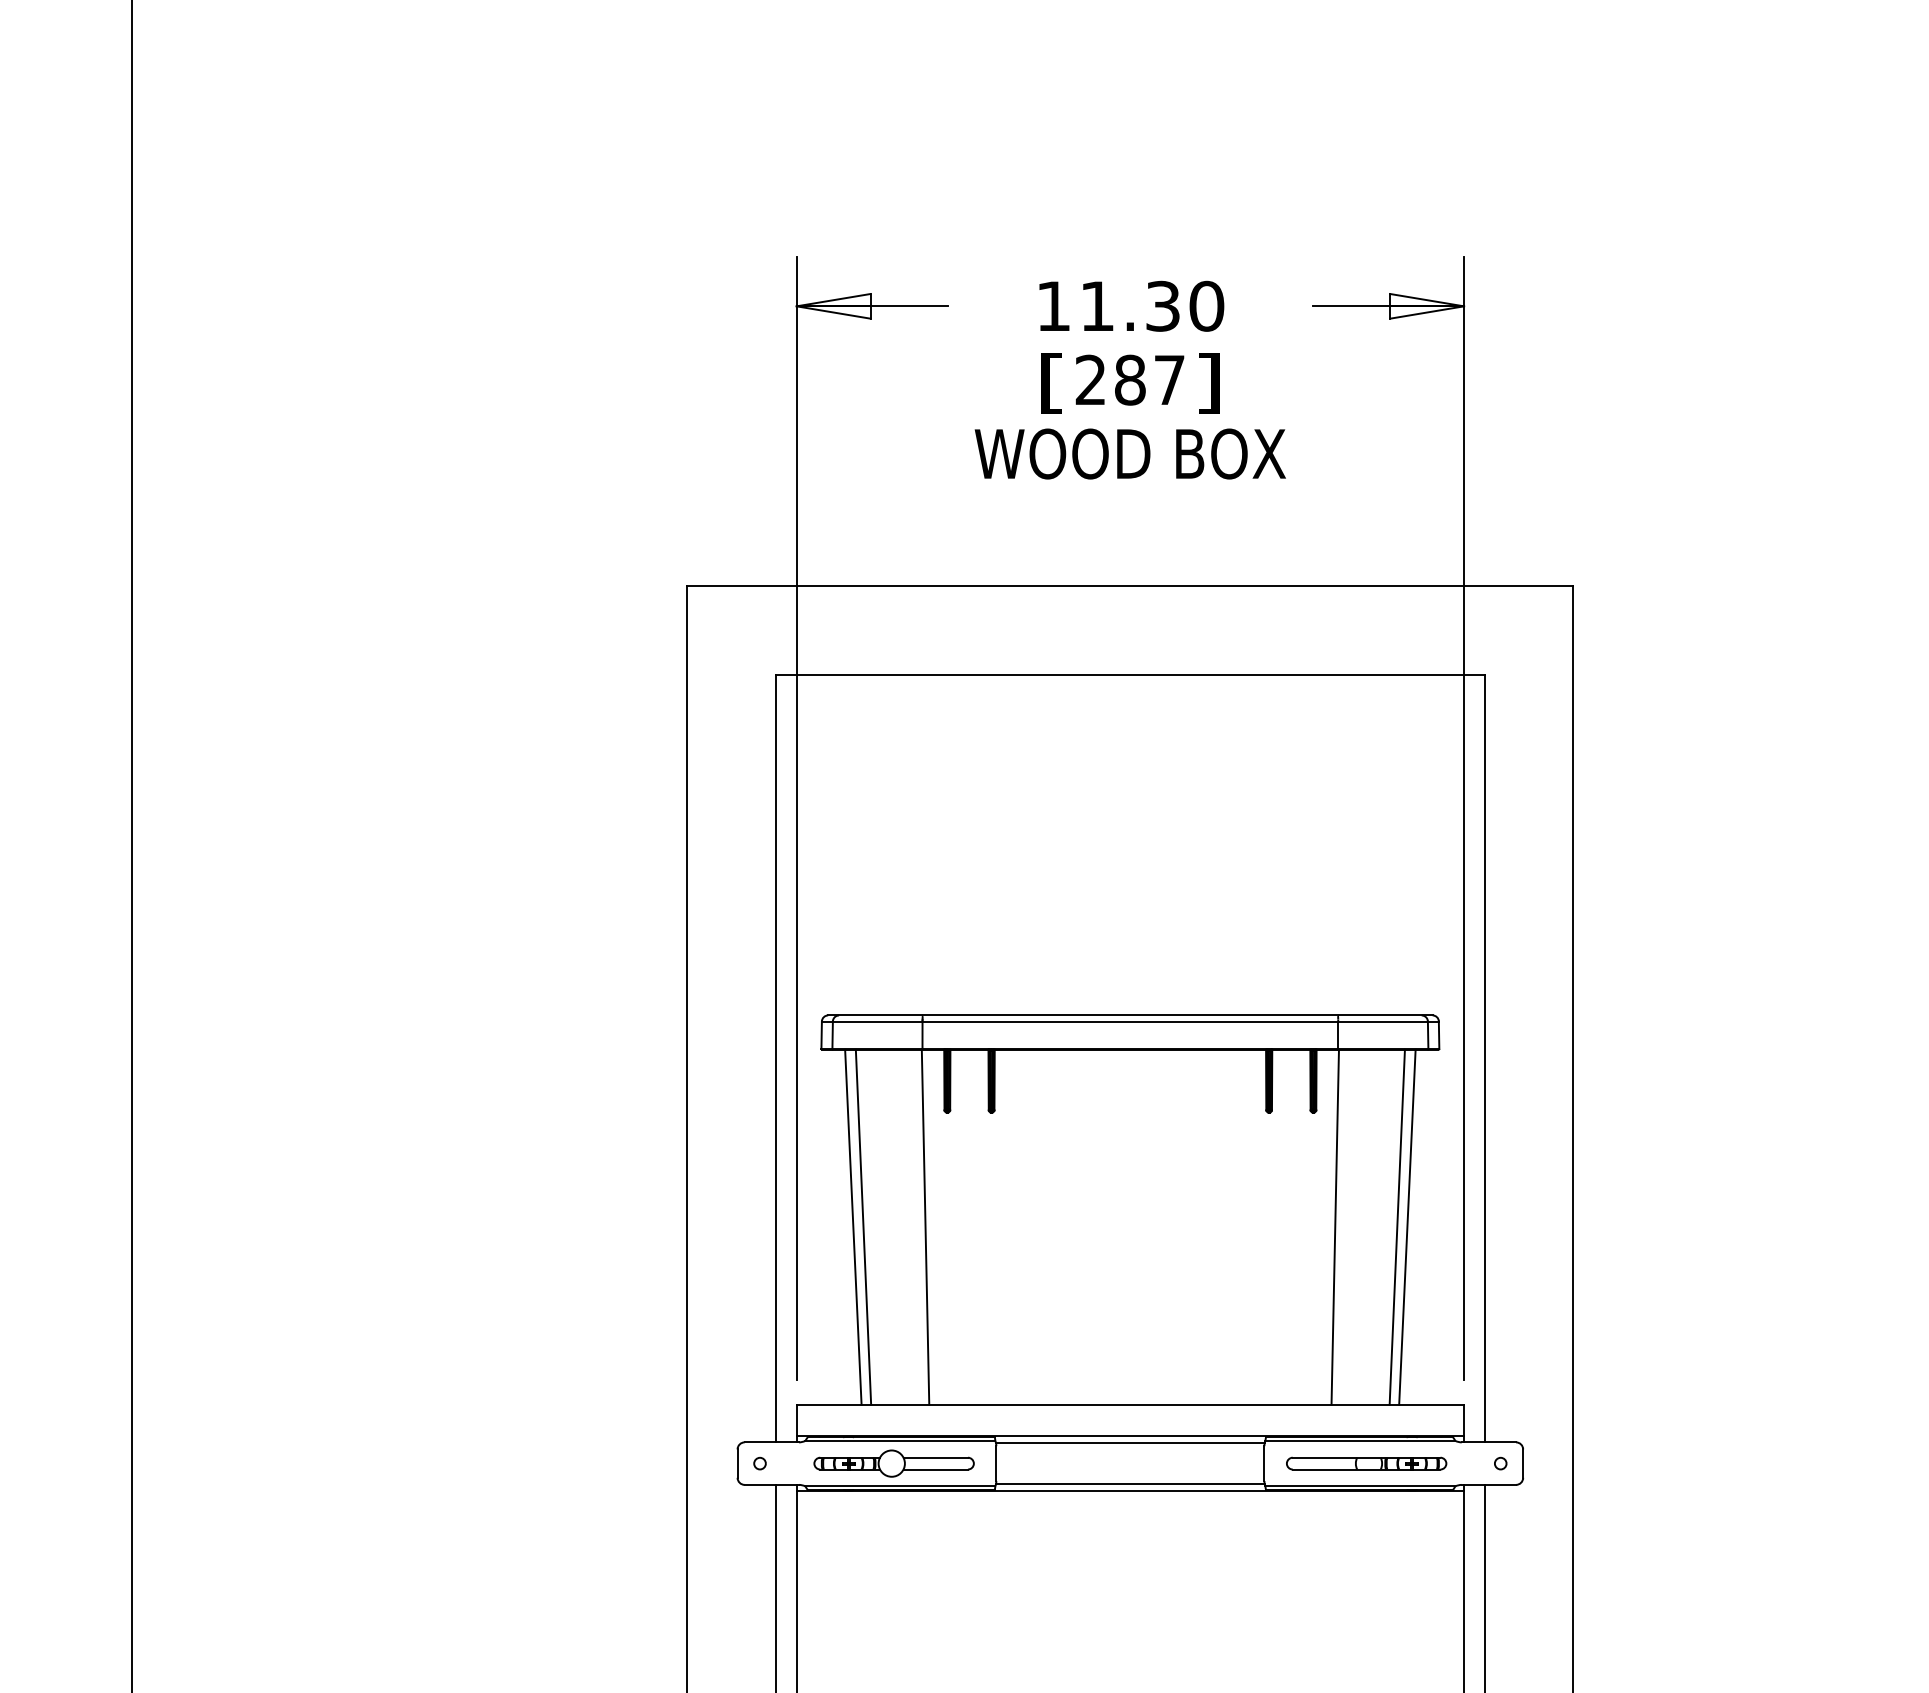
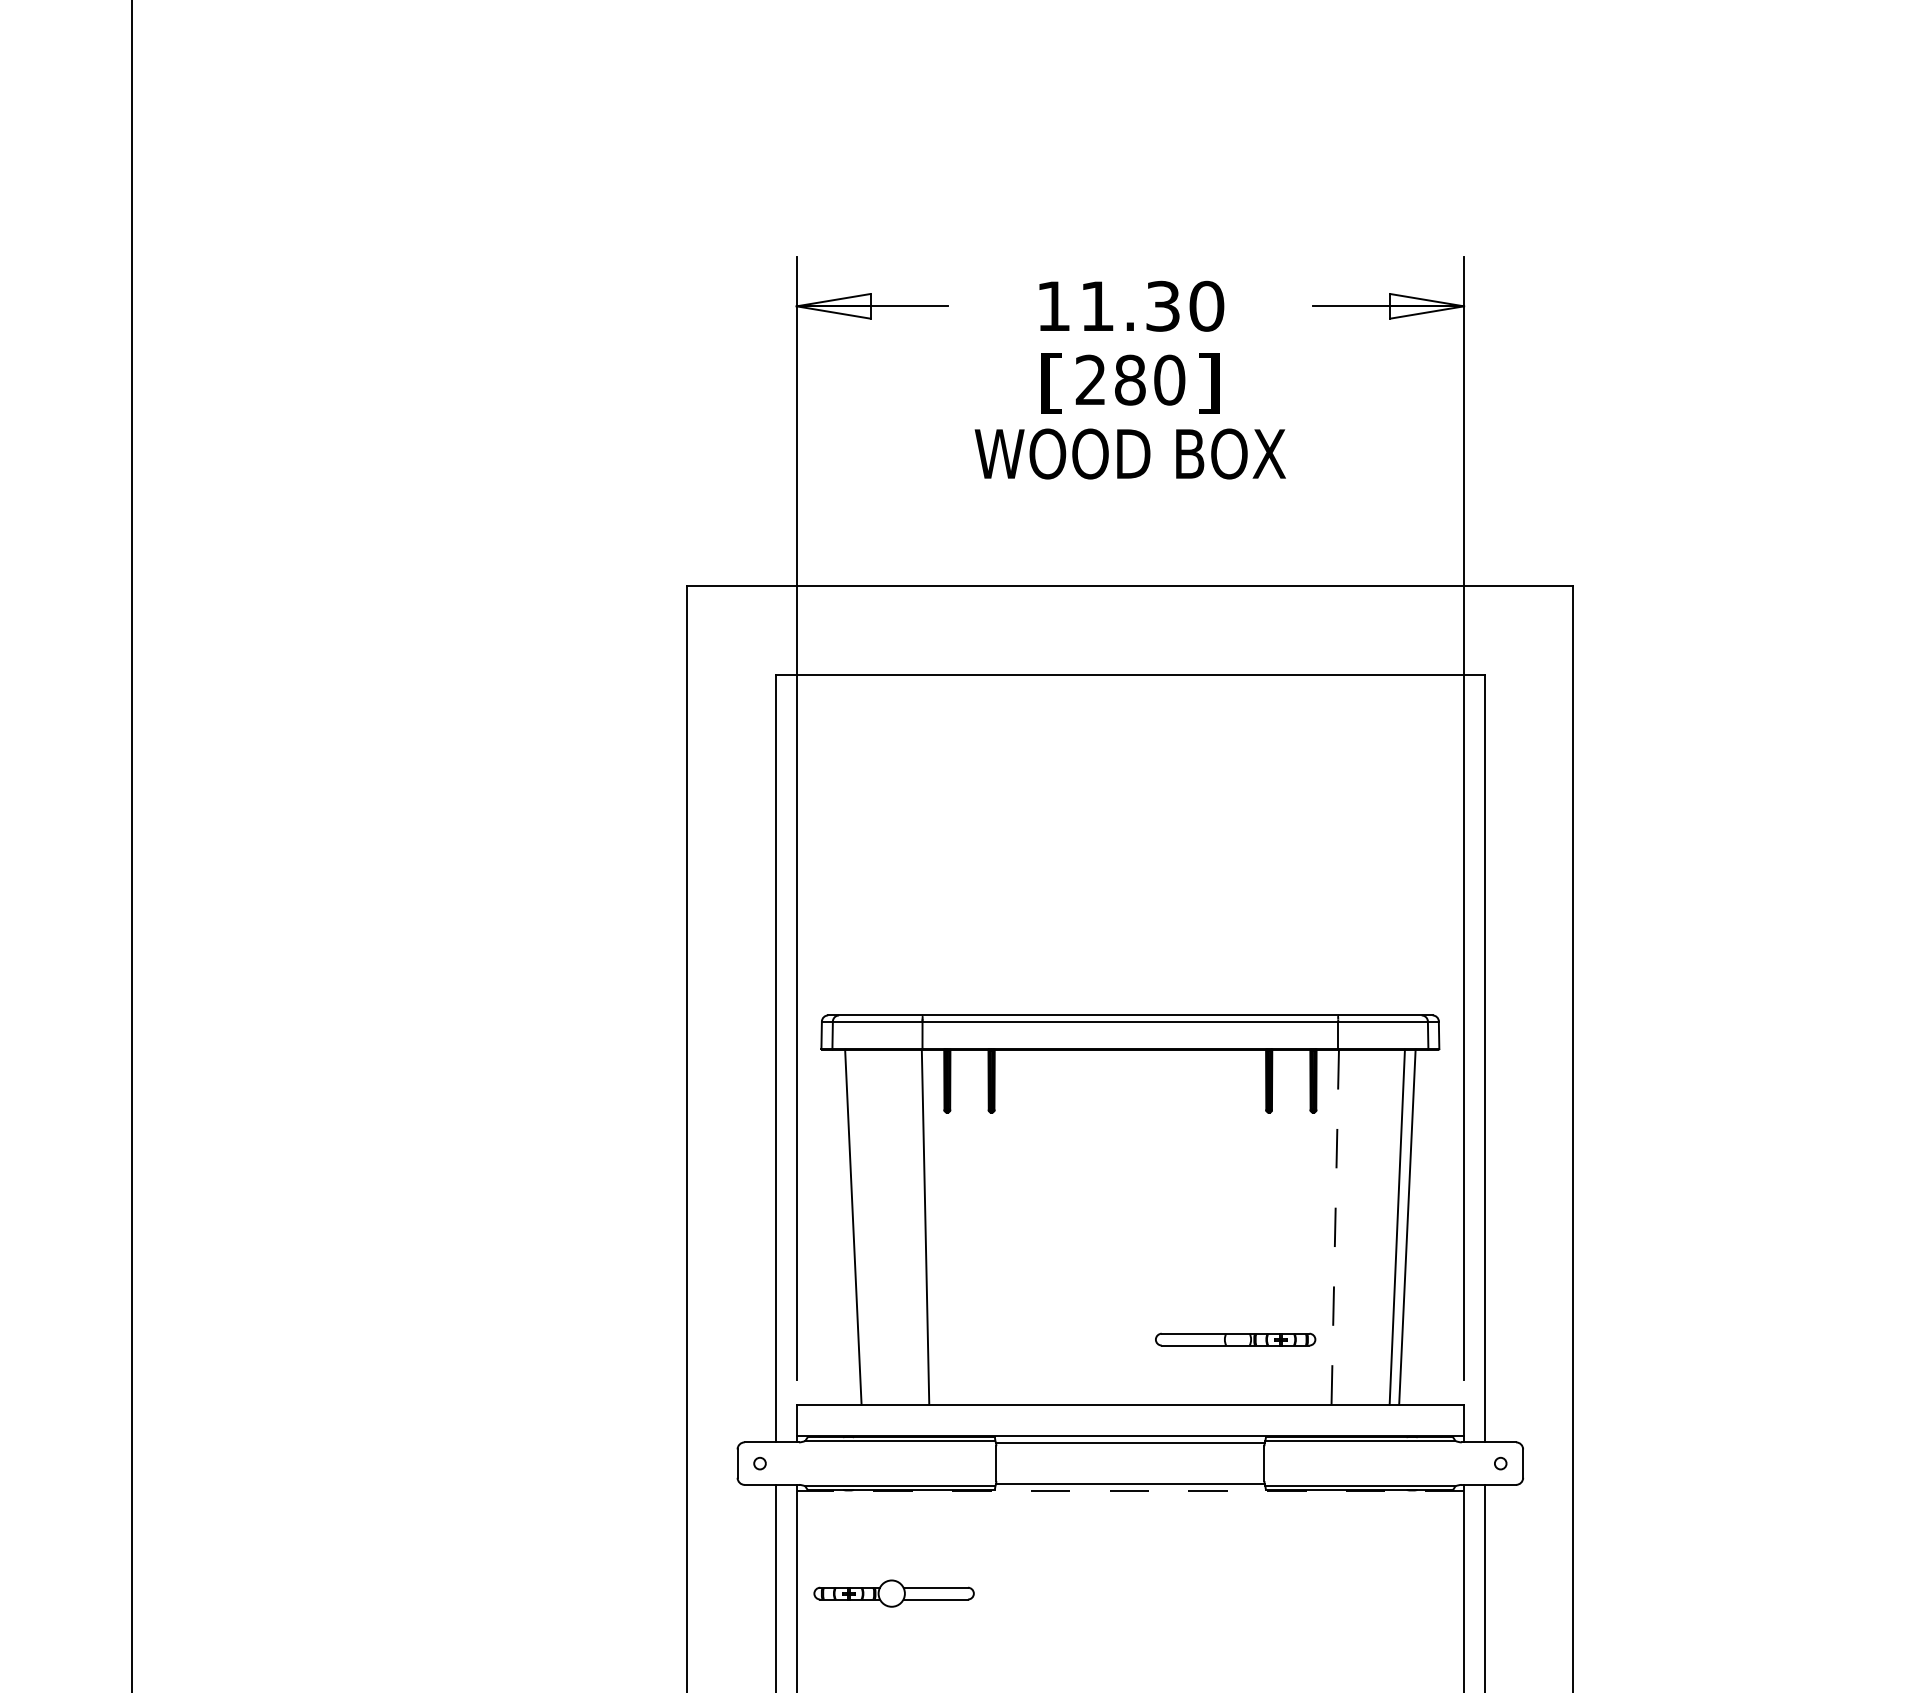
text: 287 -> 280 (1169, 379)
line: present -> none (863, 1226)
line: solid -> dashed (1335, 1226)
part position: (893, 1463) -> (893, 1593) (893, 1593)
part position: (1366, 1463) -> (1235, 1339) (1235, 1339)
line: solid -> dashed (1130, 1491)
